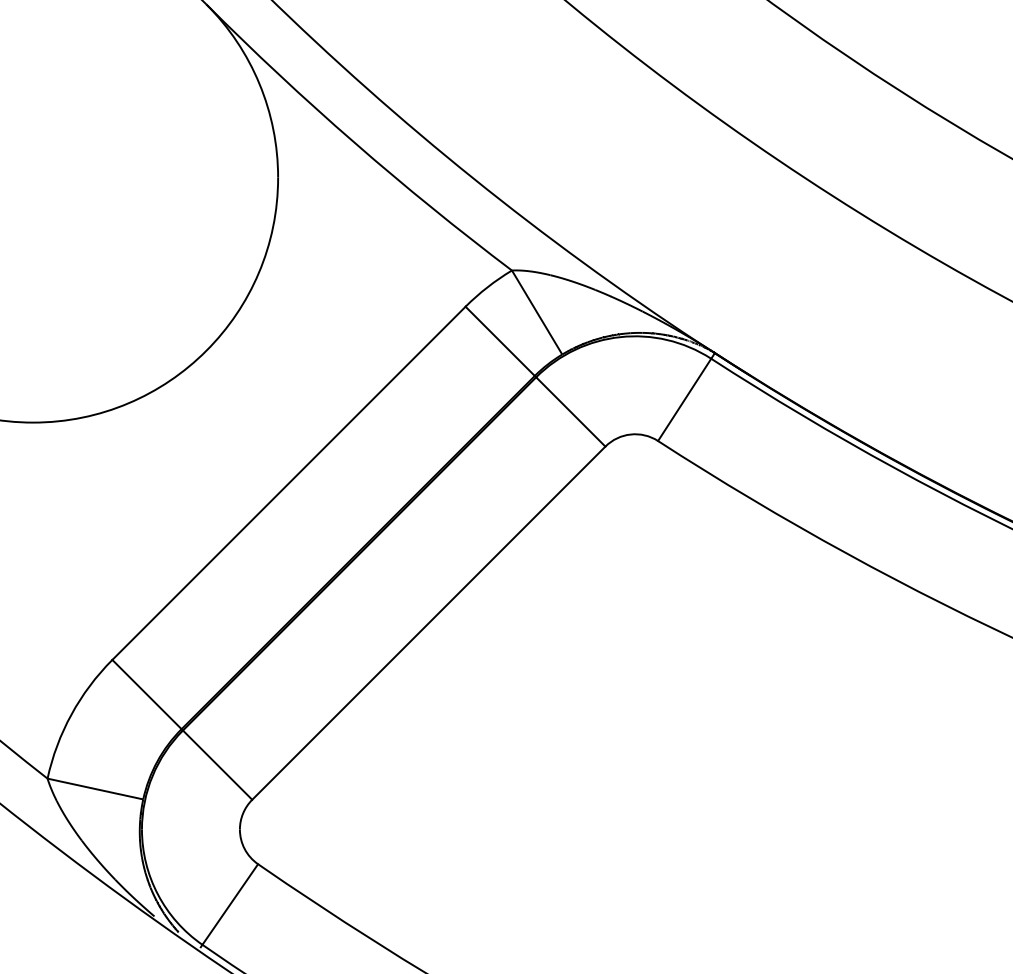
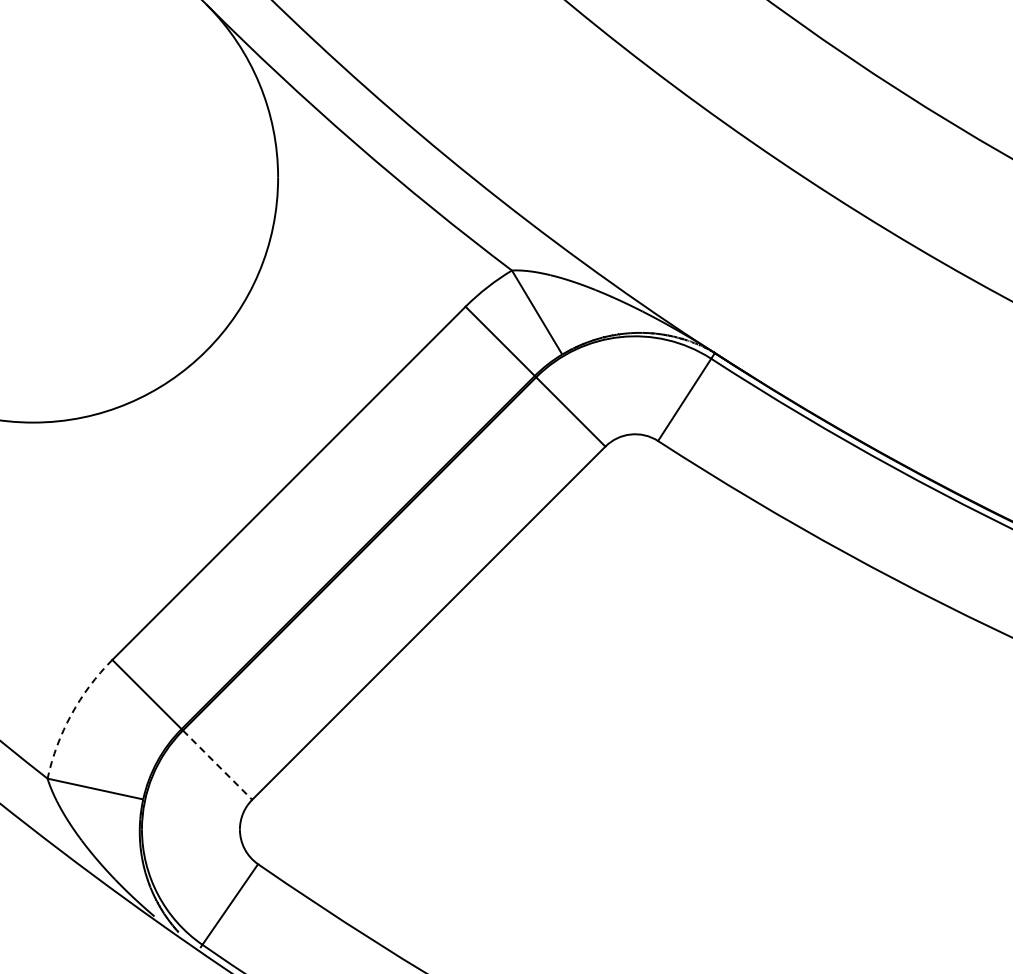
arc: solid -> dashed (71, 714)
line: solid -> dashed (217, 765)
